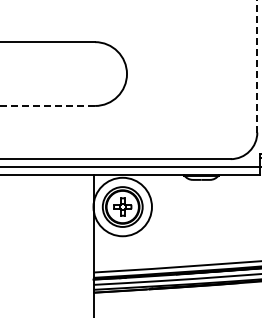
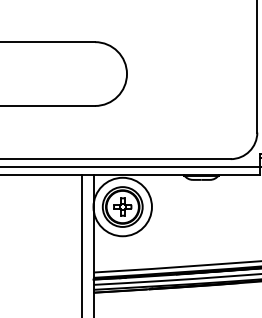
line: dashed -> solid (257, 66)
line: dashed -> solid (47, 105)
line: none -> present (82, 244)
